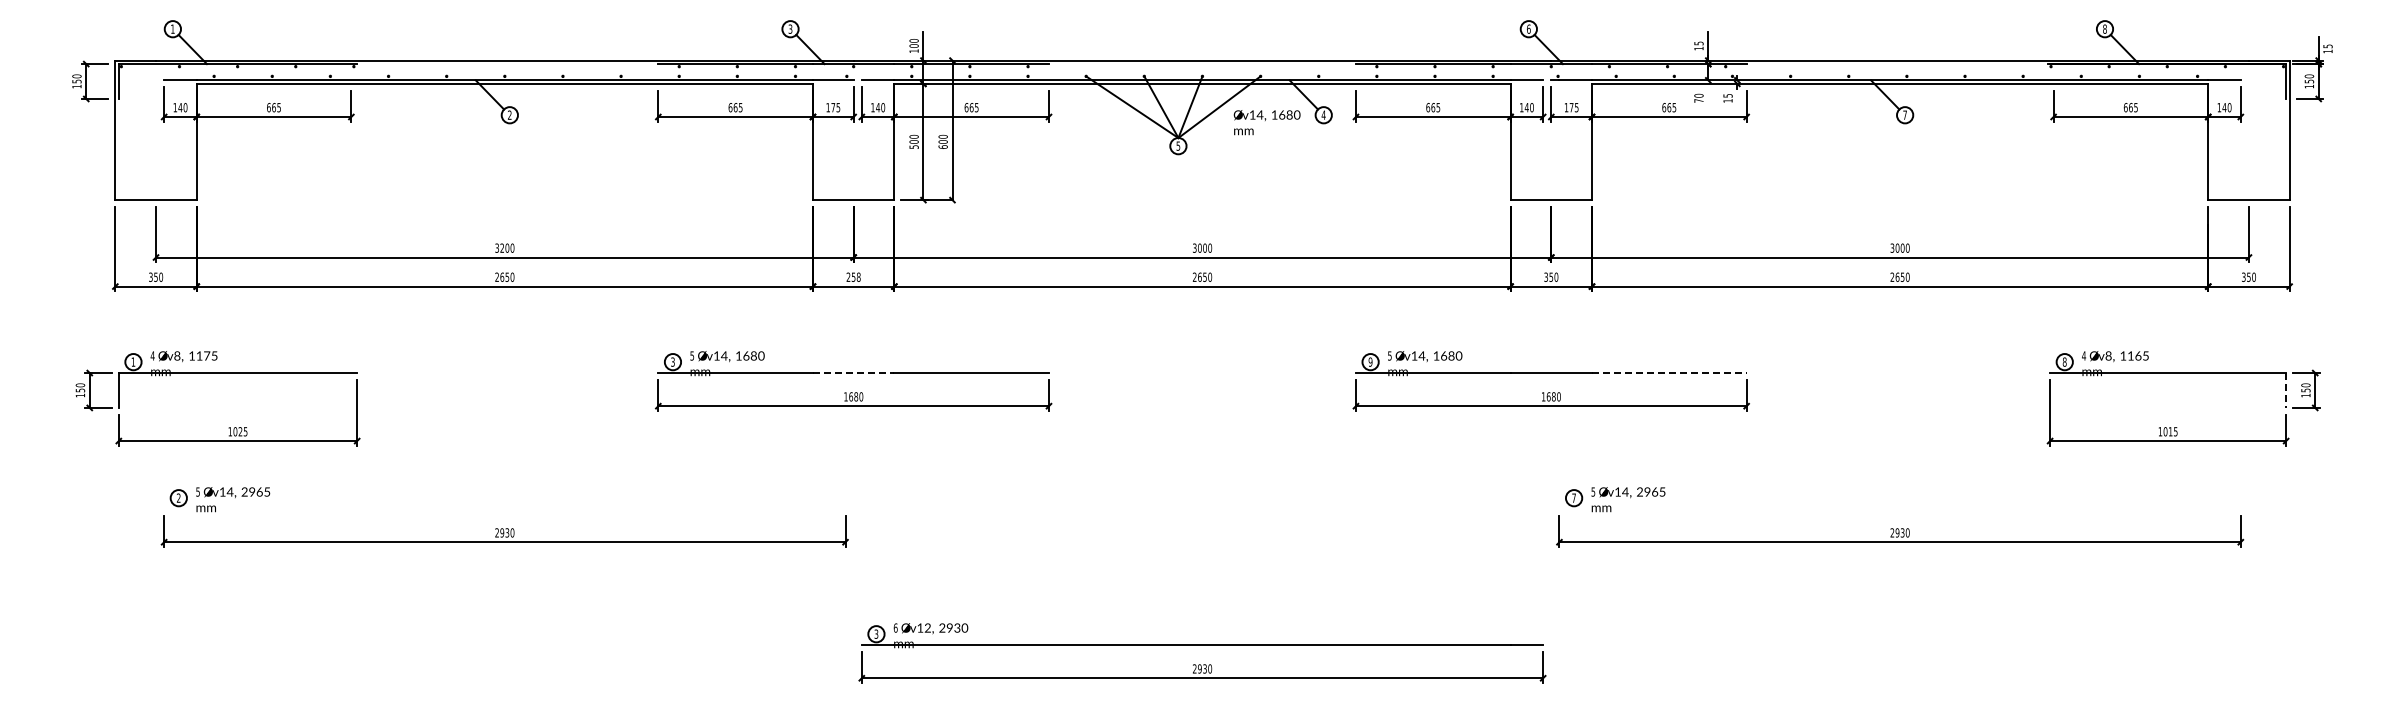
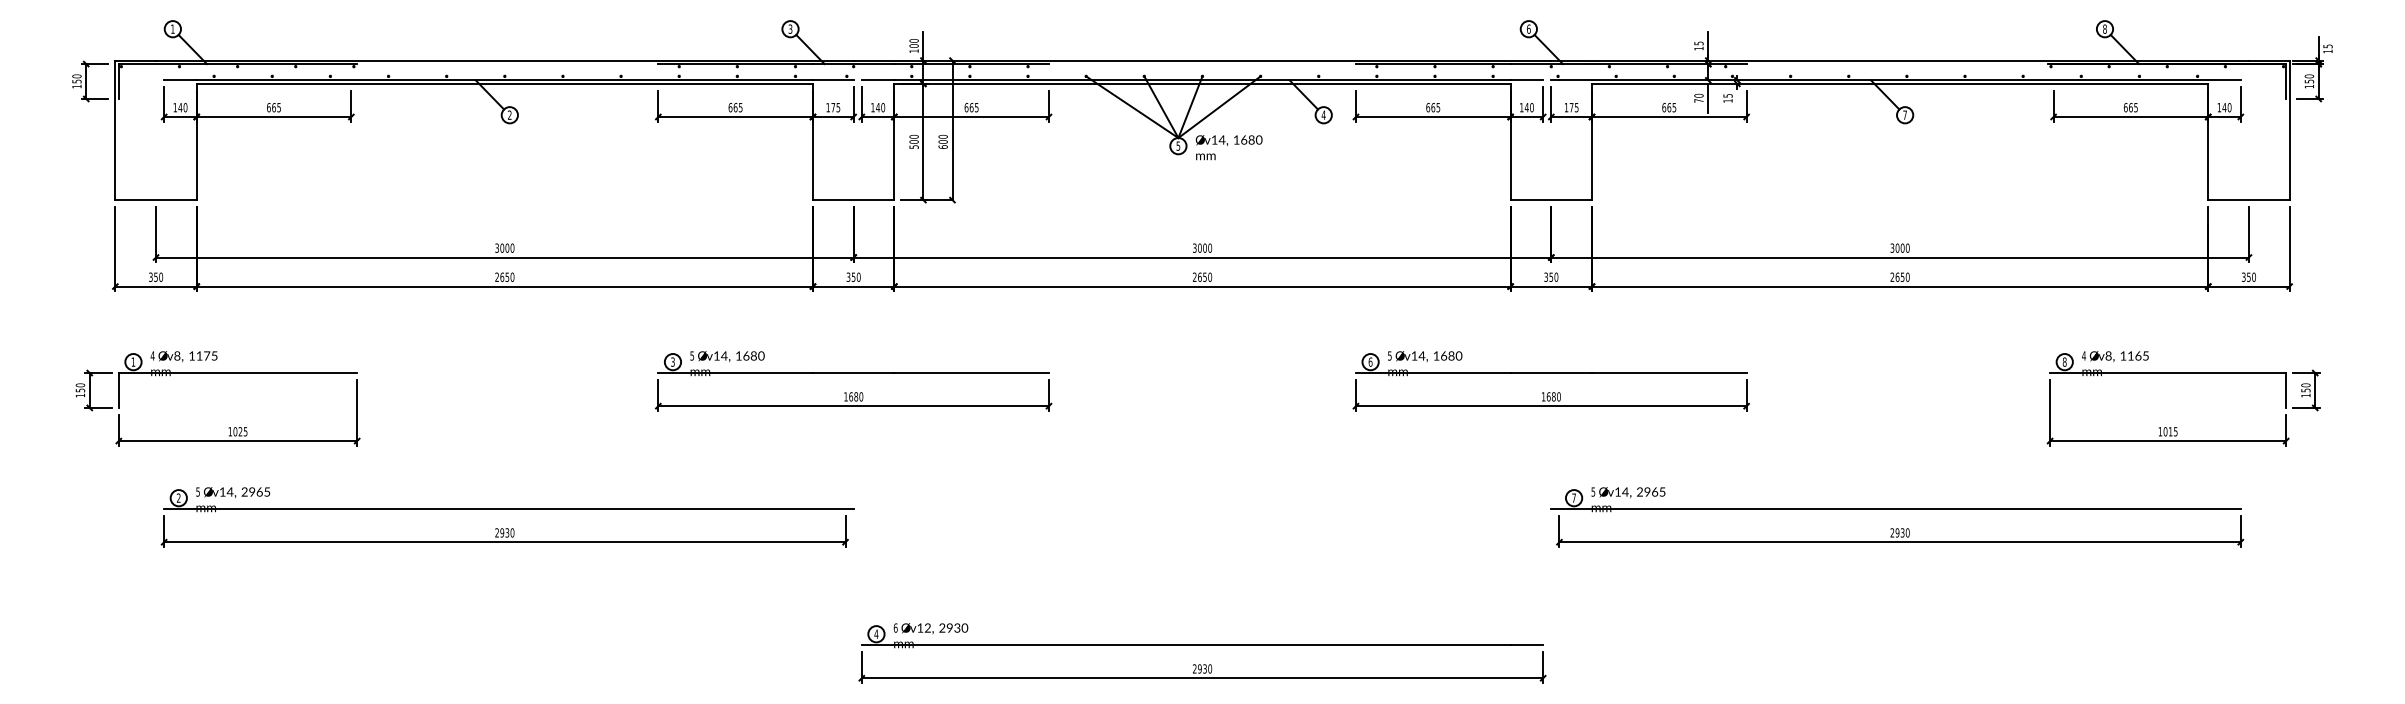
line: none -> present (1708, 97)
text position: (1266, 122) -> (1228, 147) (1228, 147)
text: 3200 -> 3000 (502, 247)
text: 258 -> 350 (853, 277)
text: 9 -> 6 (1370, 361)
line: dashed -> solid (853, 373)
line: dashed -> solid (1669, 373)
line: dashed -> solid (2286, 390)
line: none -> present (508, 509)
line: none -> present (1895, 509)
text: 3 -> 4 (876, 633)
